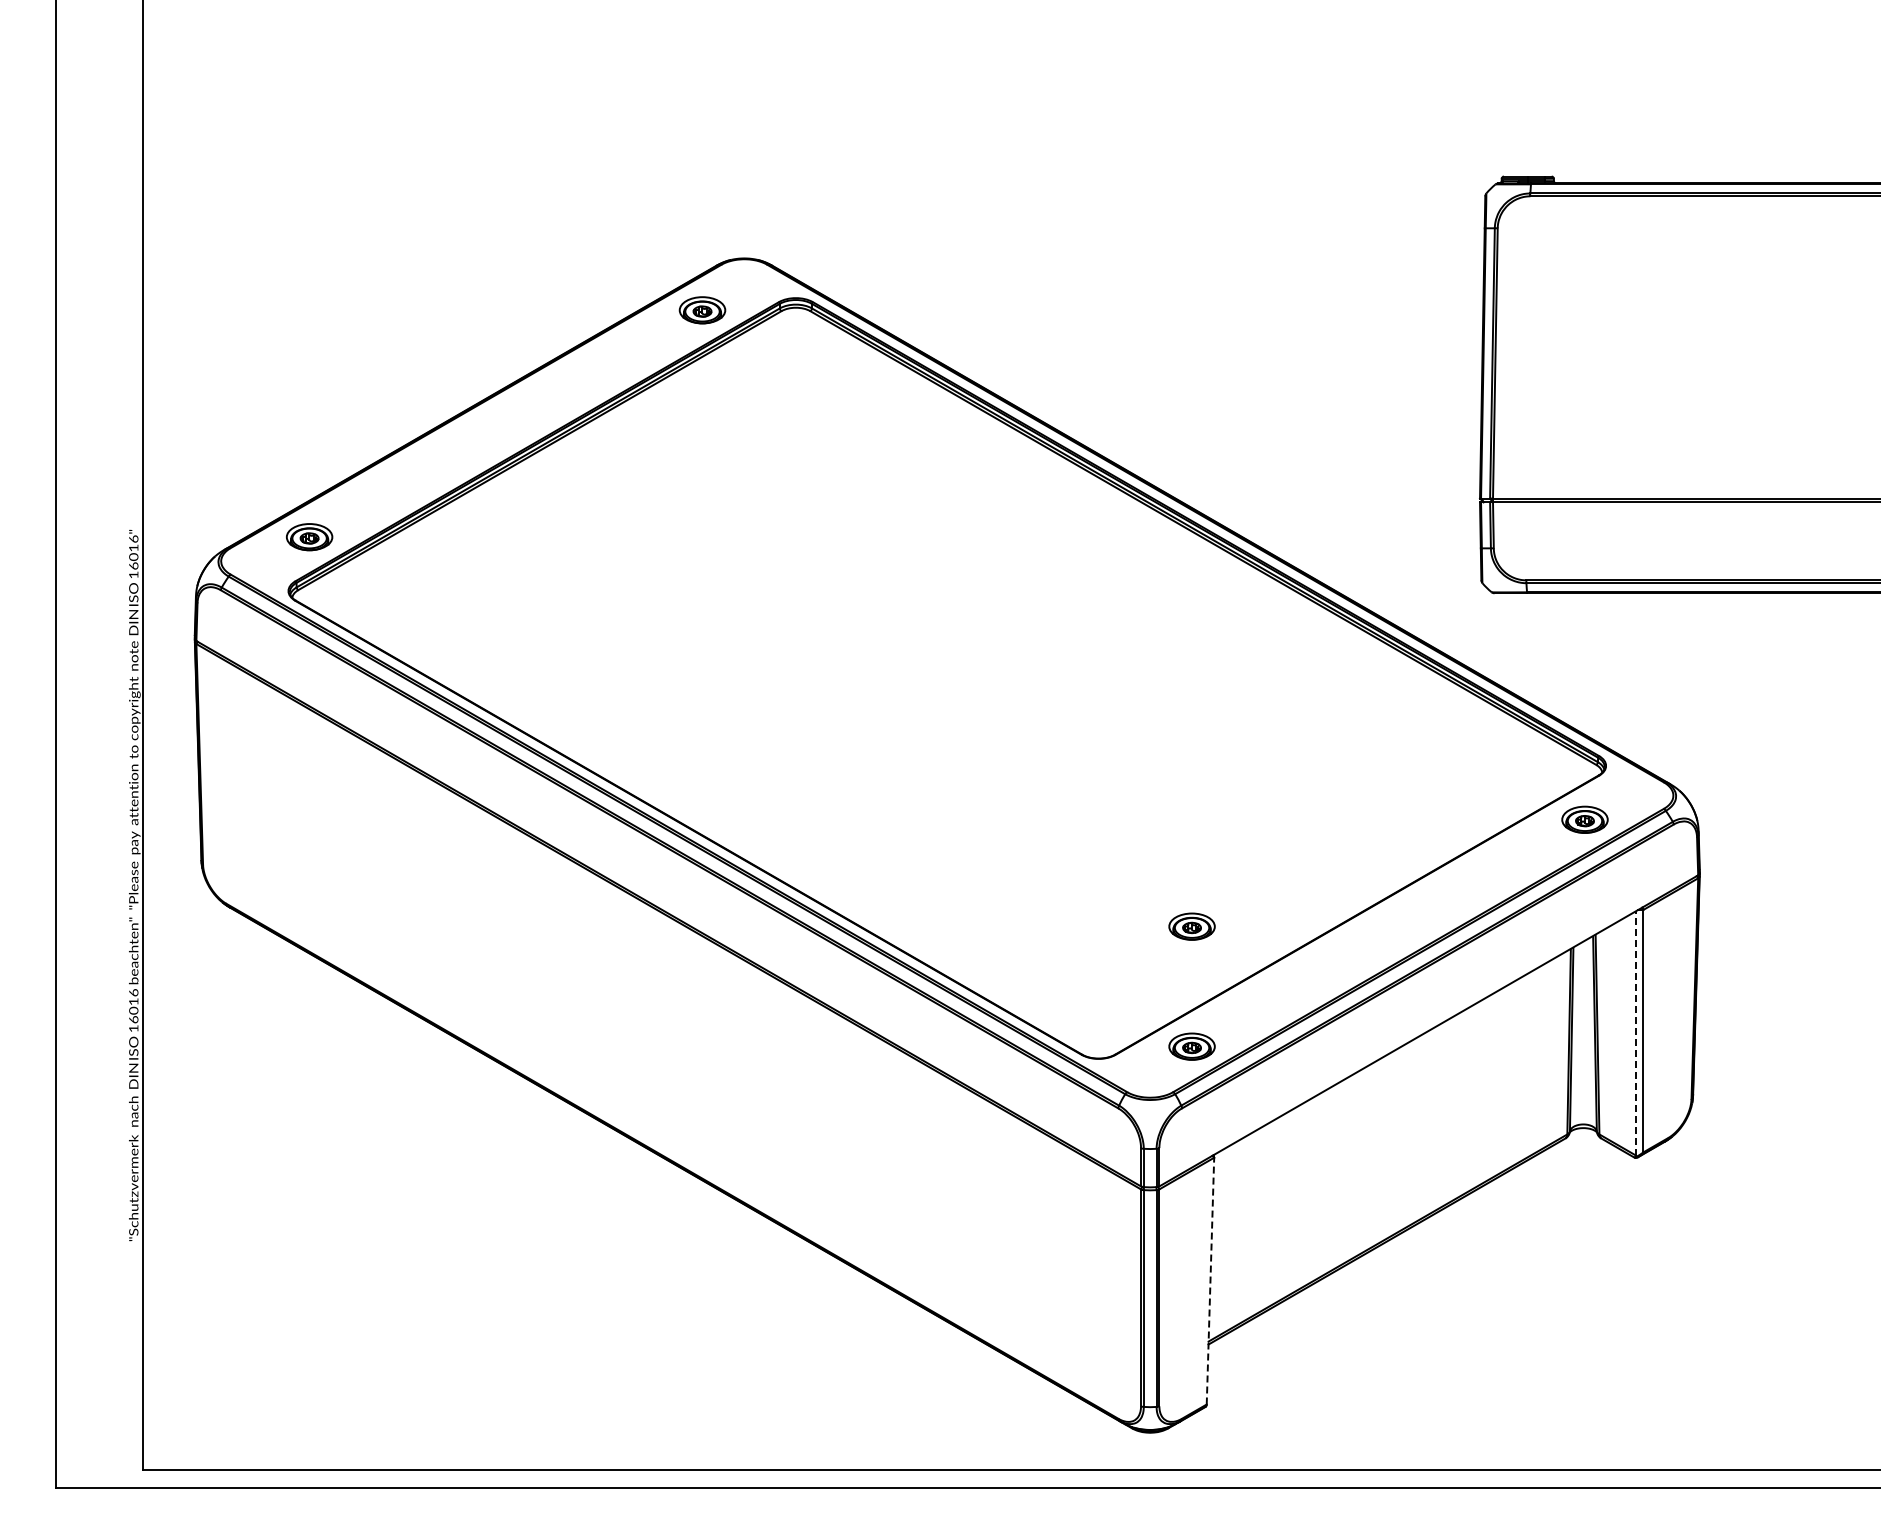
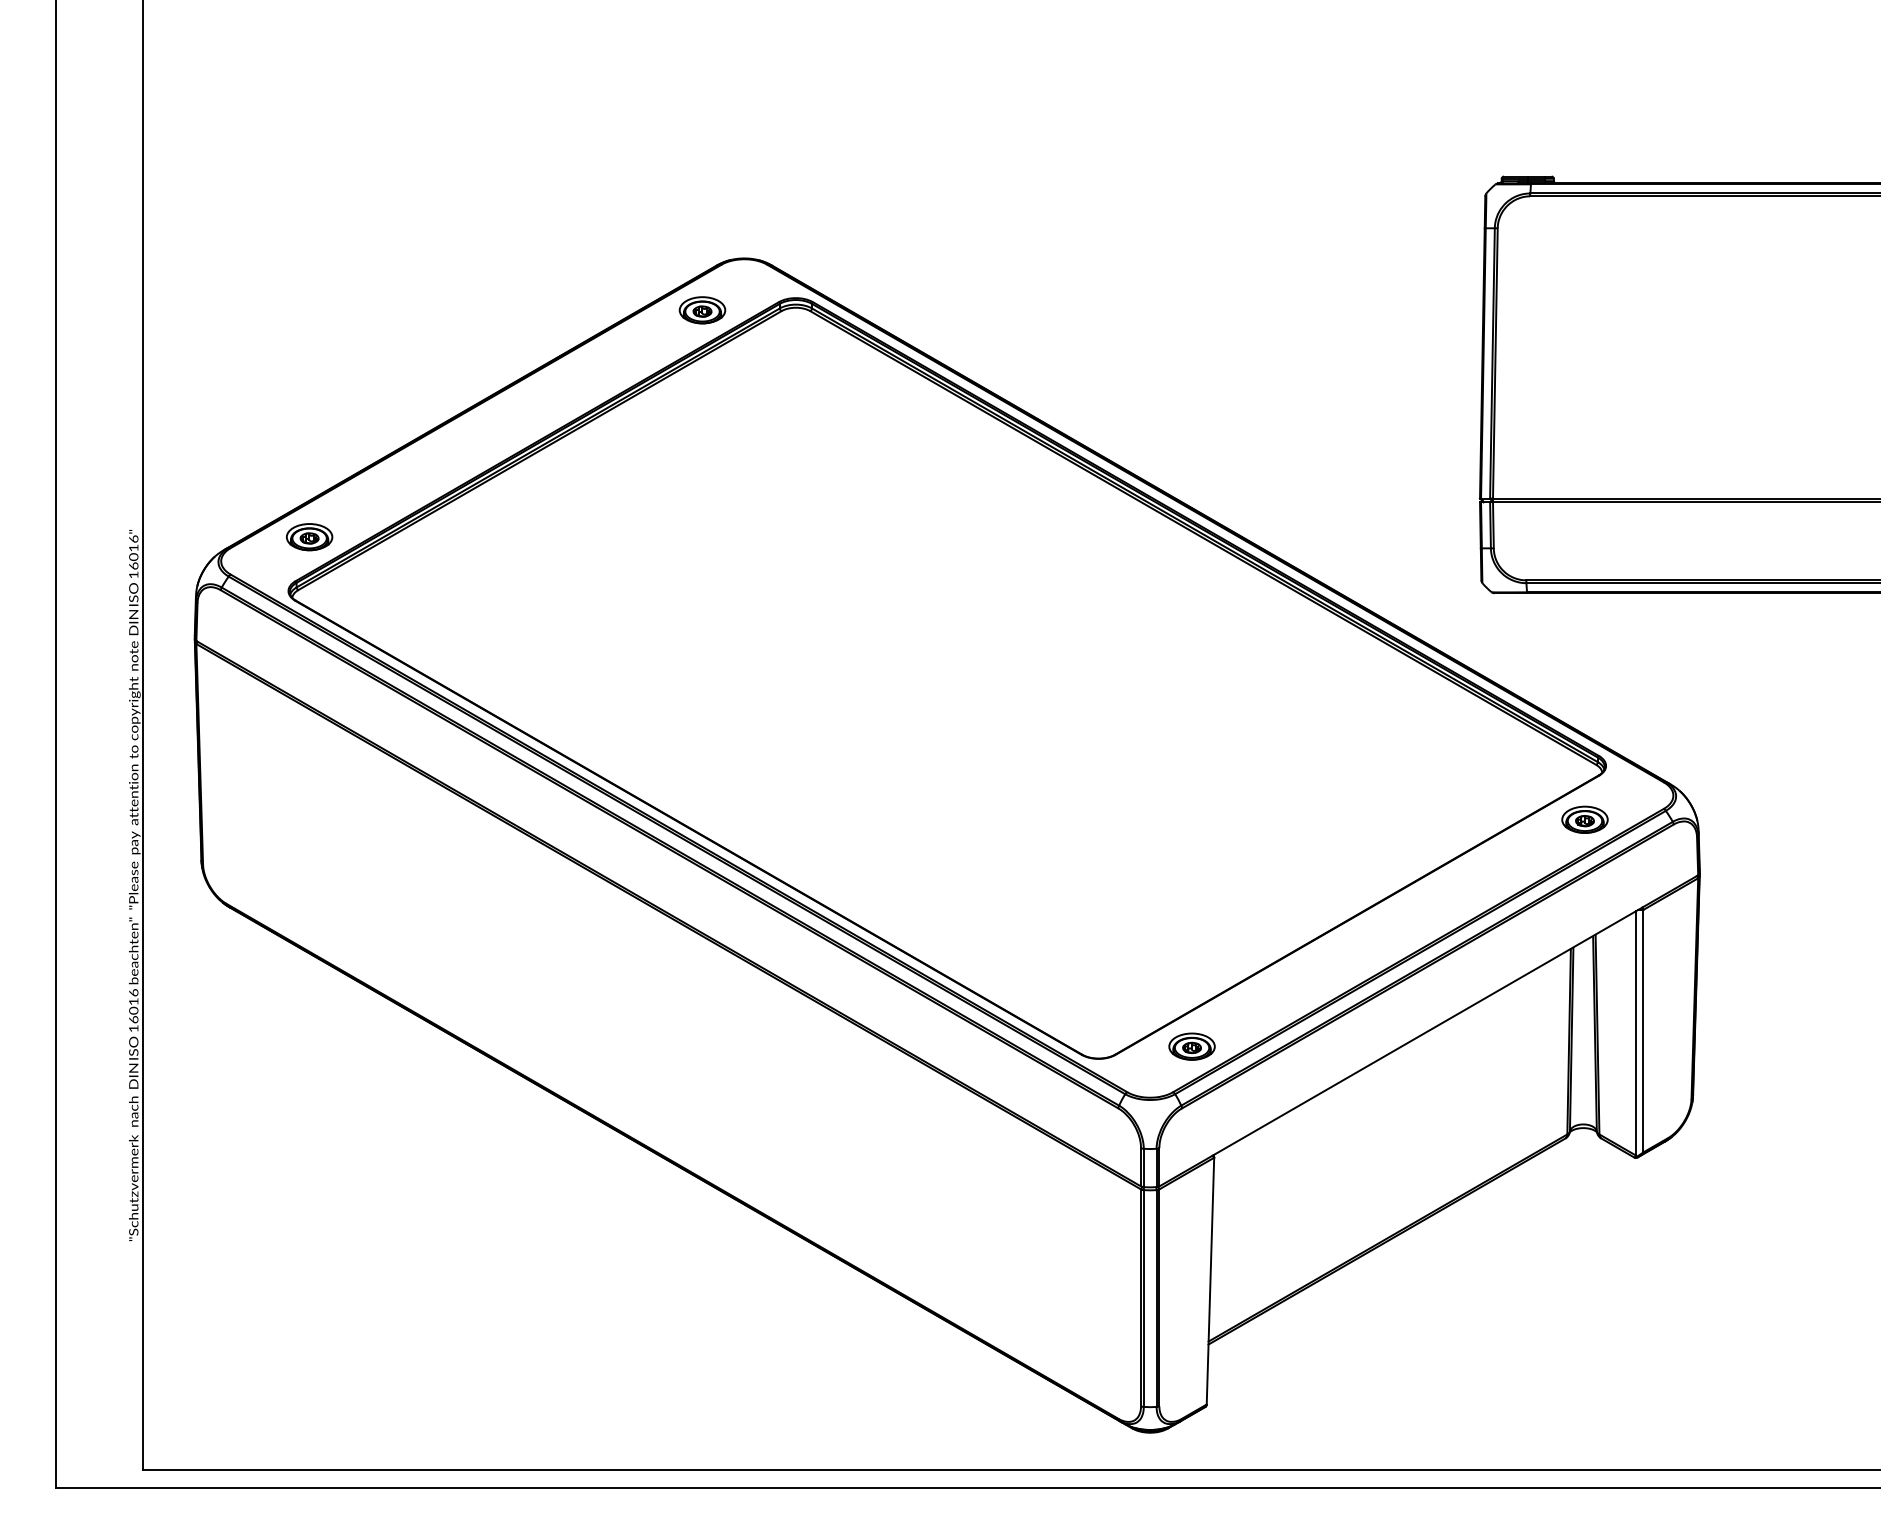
part: present -> none (1191, 926)
line: dashed -> solid (1636, 1032)
line: dashed -> solid (1210, 1280)
